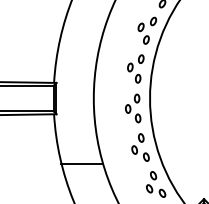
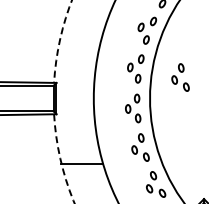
arc: solid -> dashed (59, 40)
part: none -> present (180, 77)
arc: solid -> dashed (60, 160)
